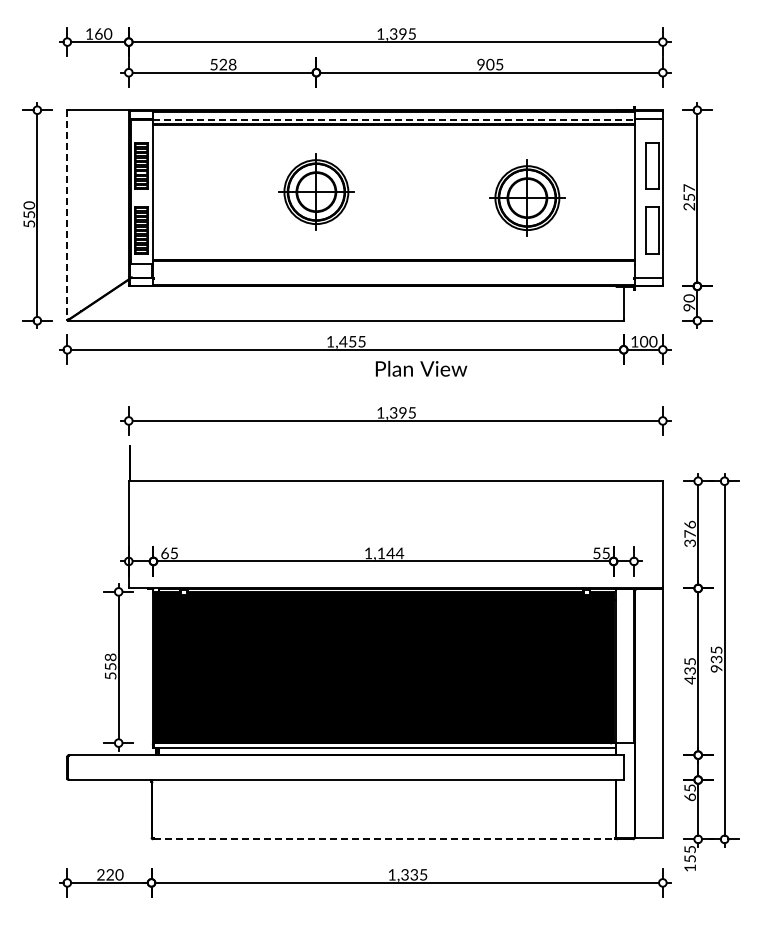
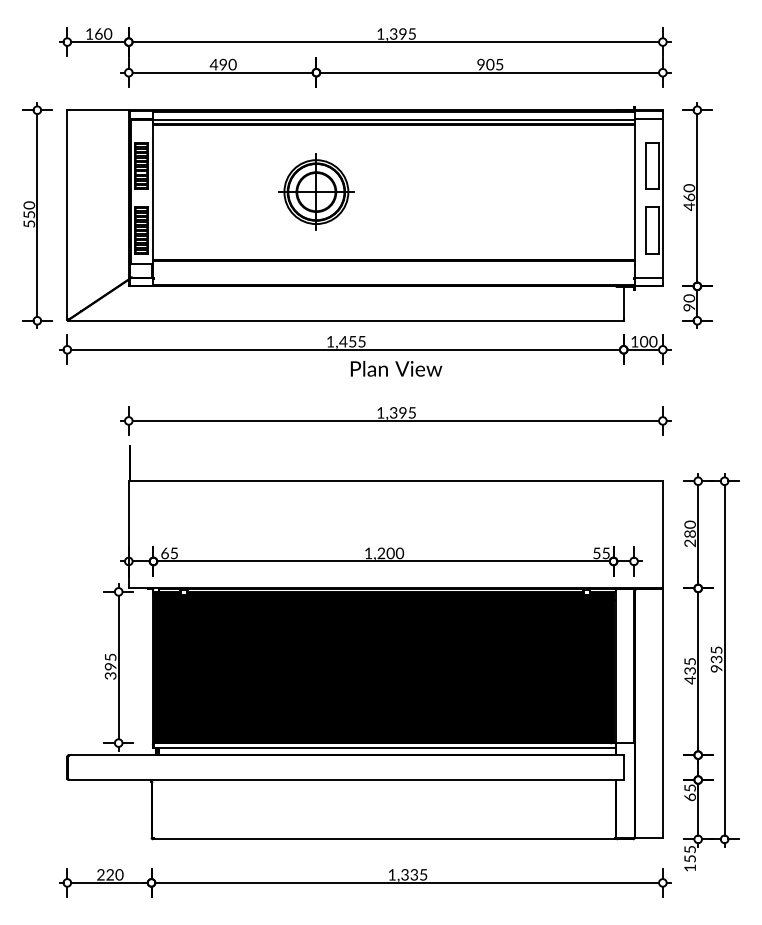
text: 528 -> 490 (222, 64)
line: dashed -> solid (394, 119)
part: present -> none (527, 197)
text: 257 -> 460 (689, 197)
line: dashed -> solid (67, 215)
text position: (421, 368) -> (396, 368) (396, 368)
text: 376 -> 280 (689, 533)
text: 1,144 -> 1,200 (390, 553)
text: 558 -> 395 (110, 666)
line: dashed -> solid (384, 839)
